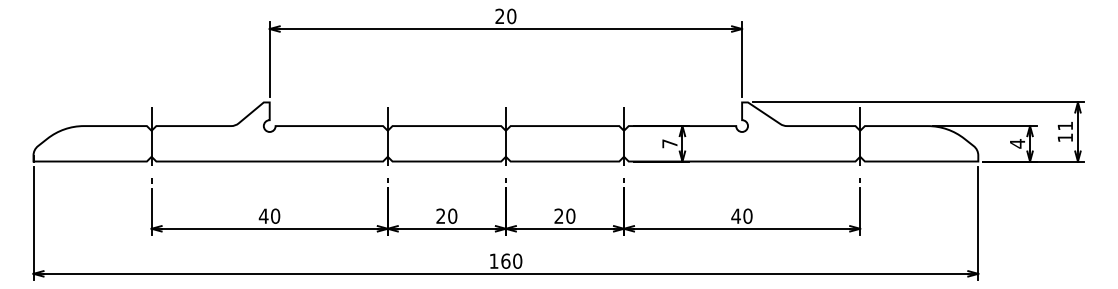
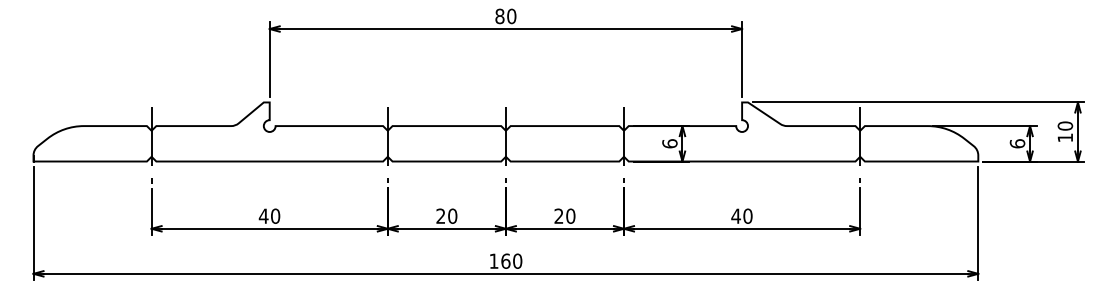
text: 20 -> 80 (499, 16)
text: 11 -> 10 (1065, 125)
text: 7 -> 6 (669, 143)
text: 4 -> 6 (1017, 143)
